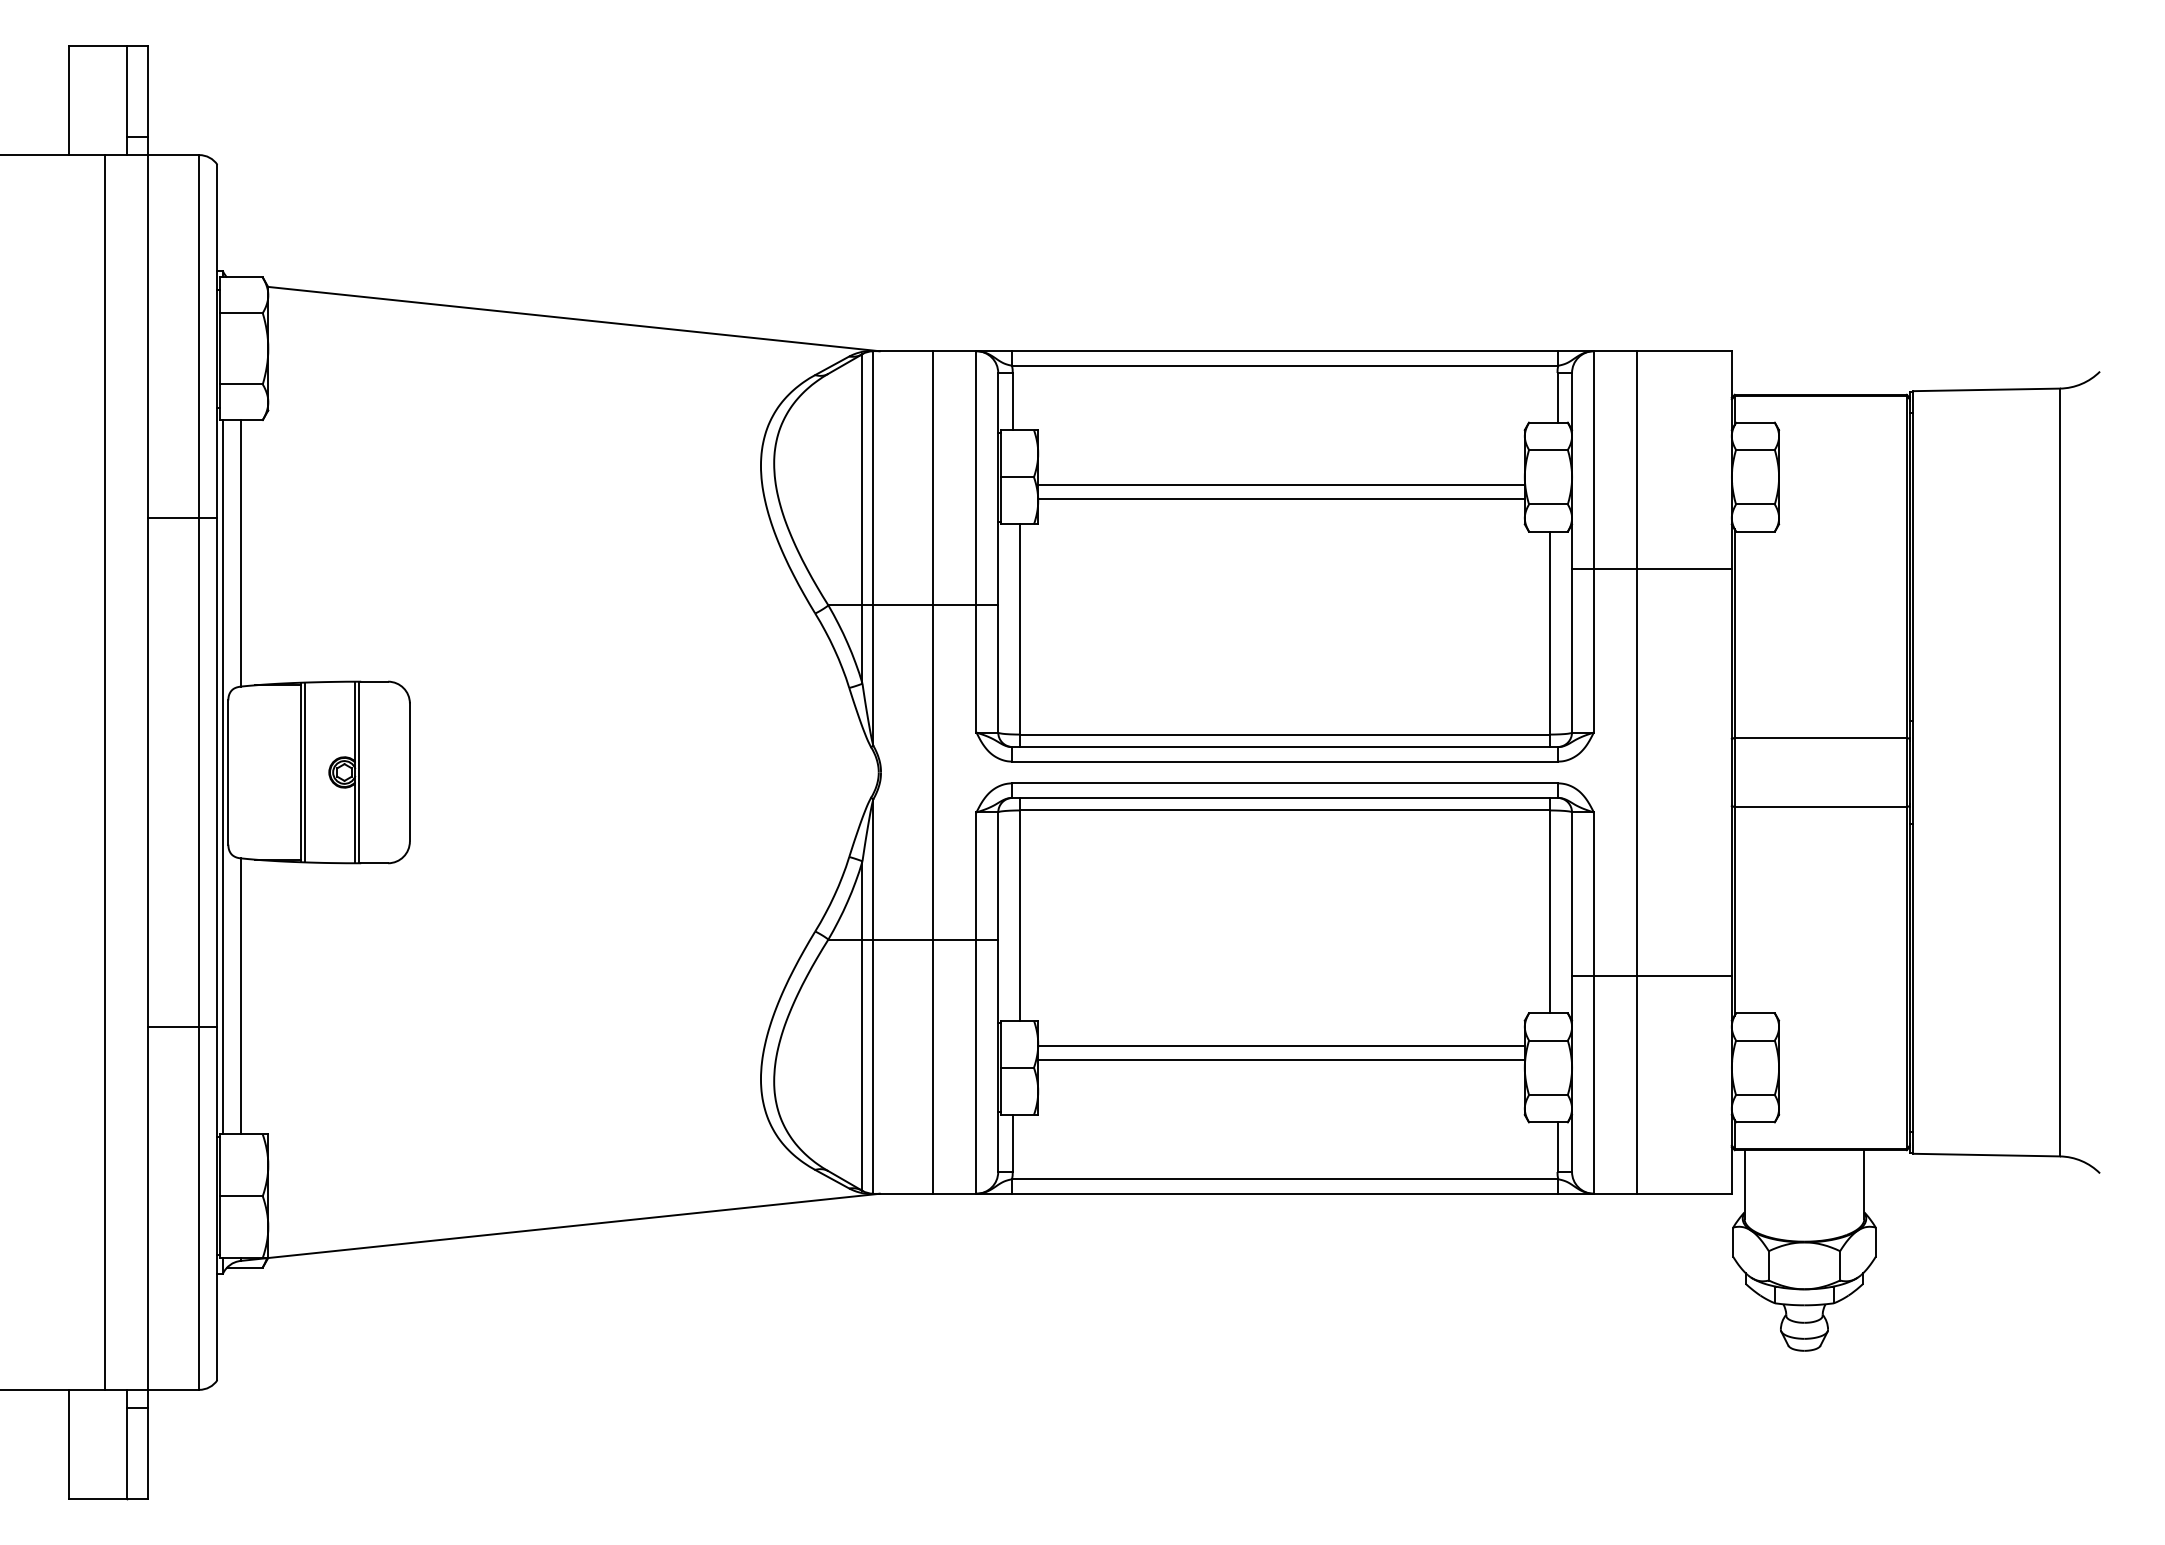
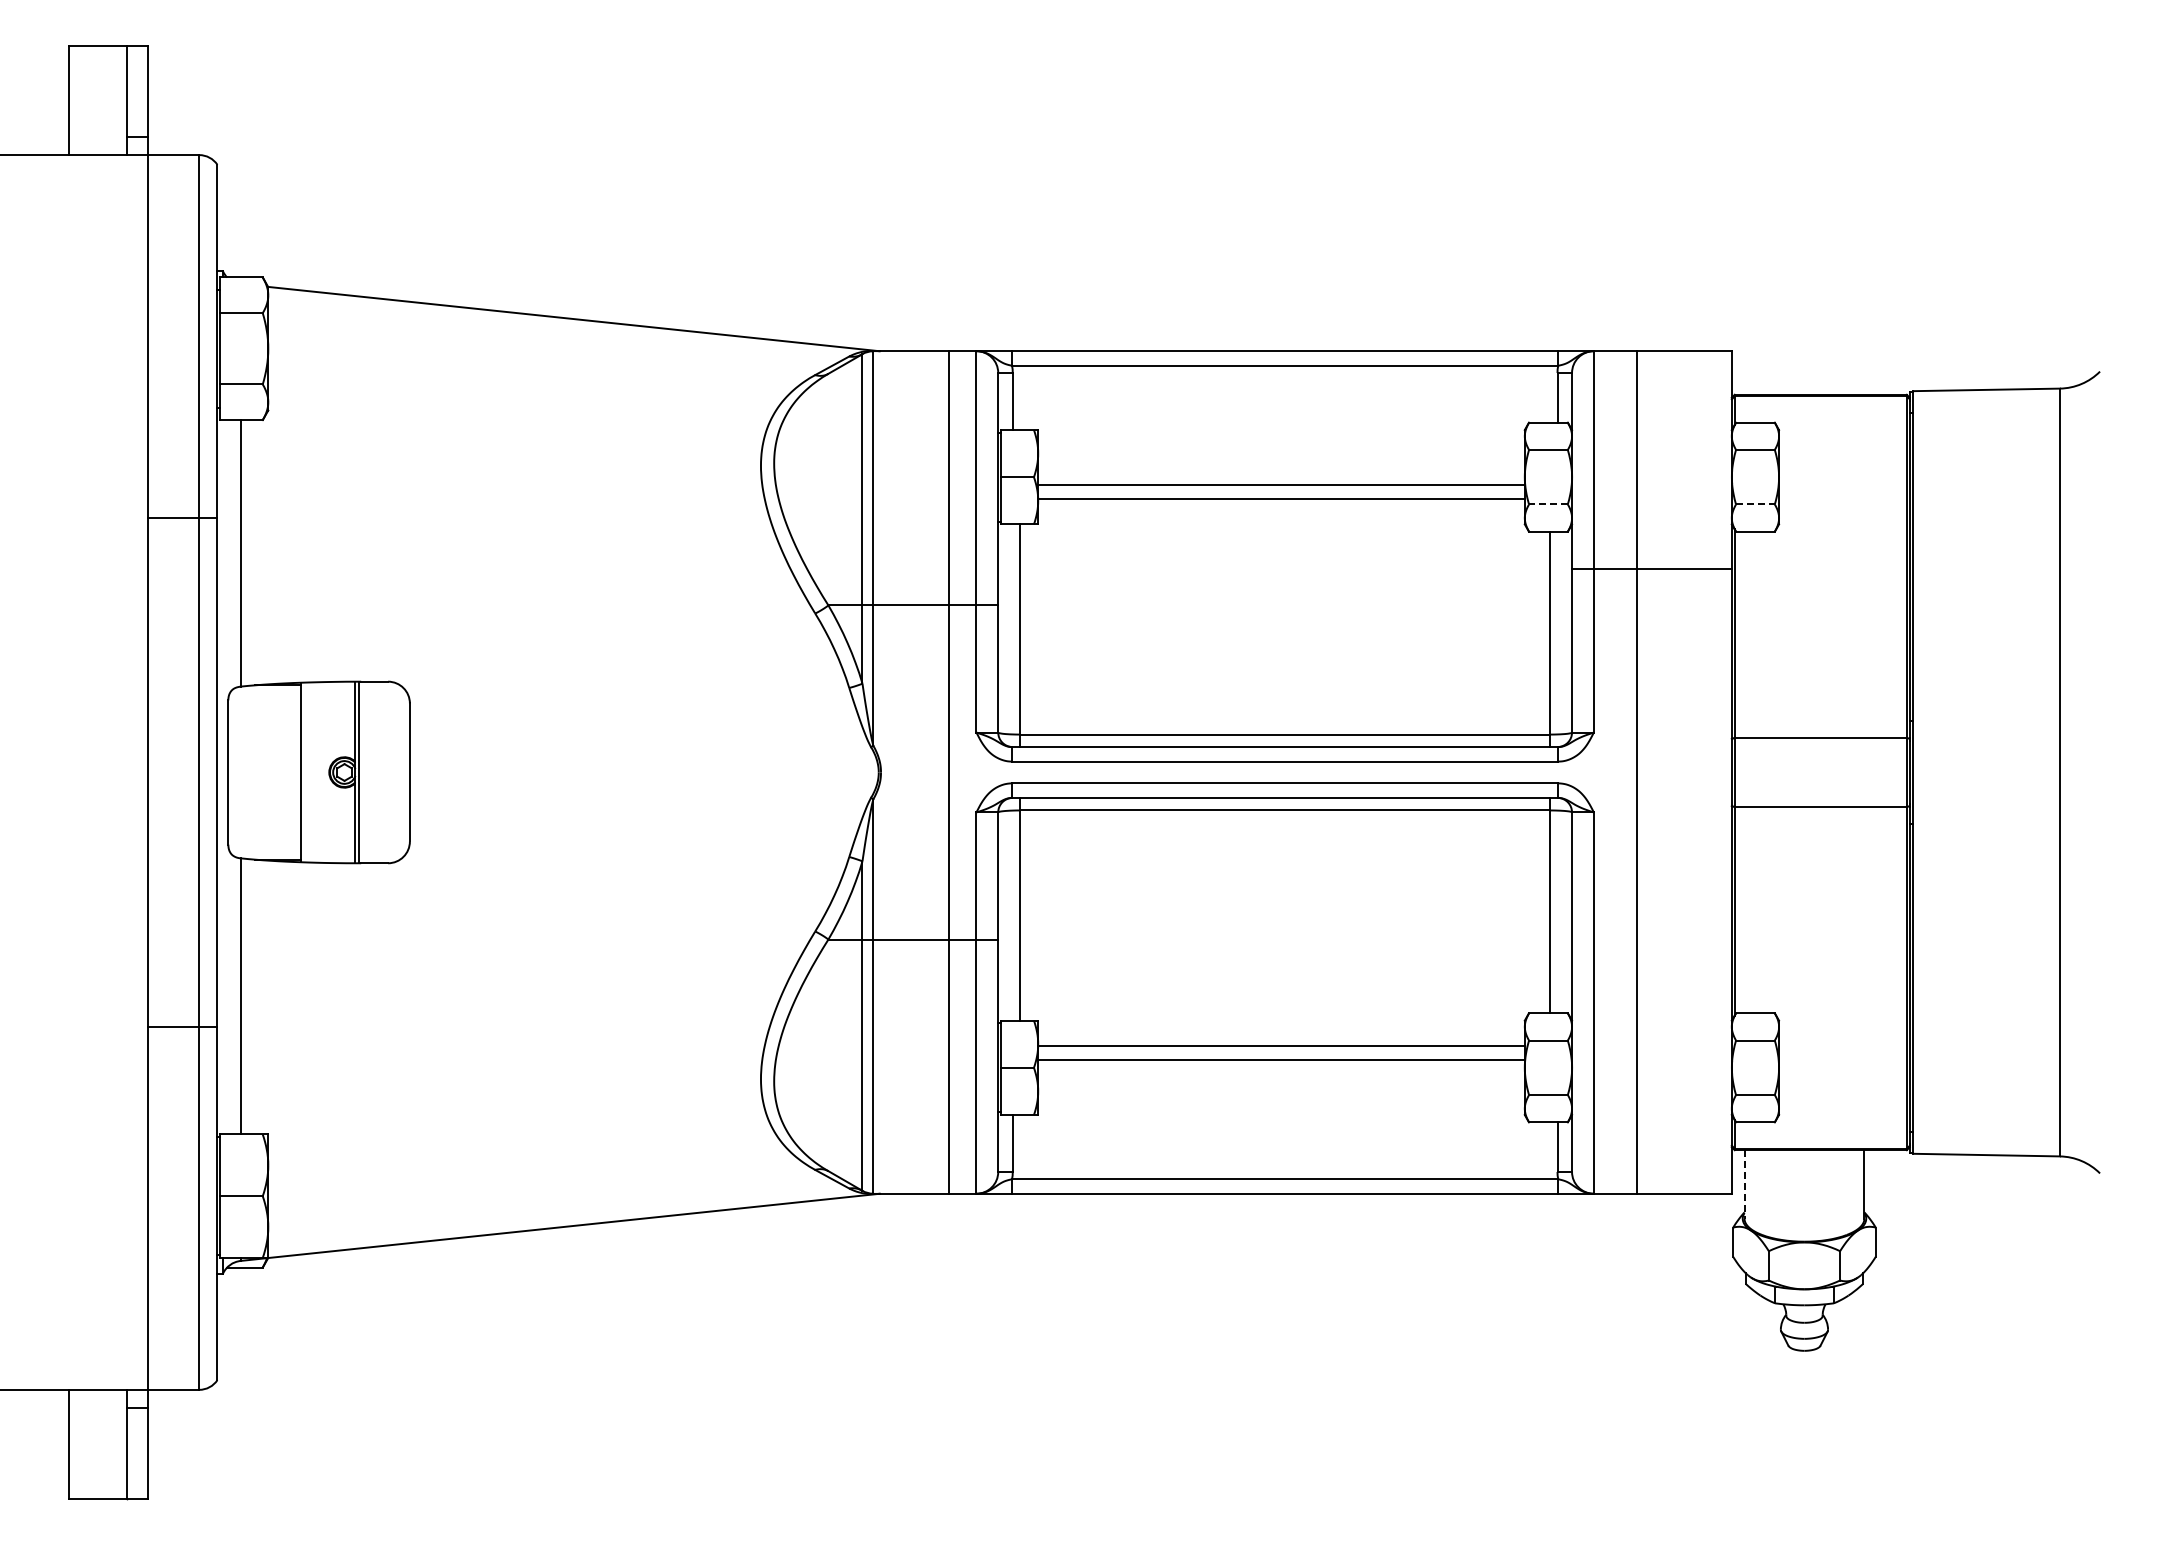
line: solid -> dashed (1547, 504)
line: solid -> dashed (1755, 504)
line: present -> none (104, 772)
line: present -> none (304, 772)
line position: (932, 772) -> (948, 772) (948, 772)
line: present -> none (223, 777)
line: present -> none (1651, 975)
line: solid -> dashed (1744, 1184)
